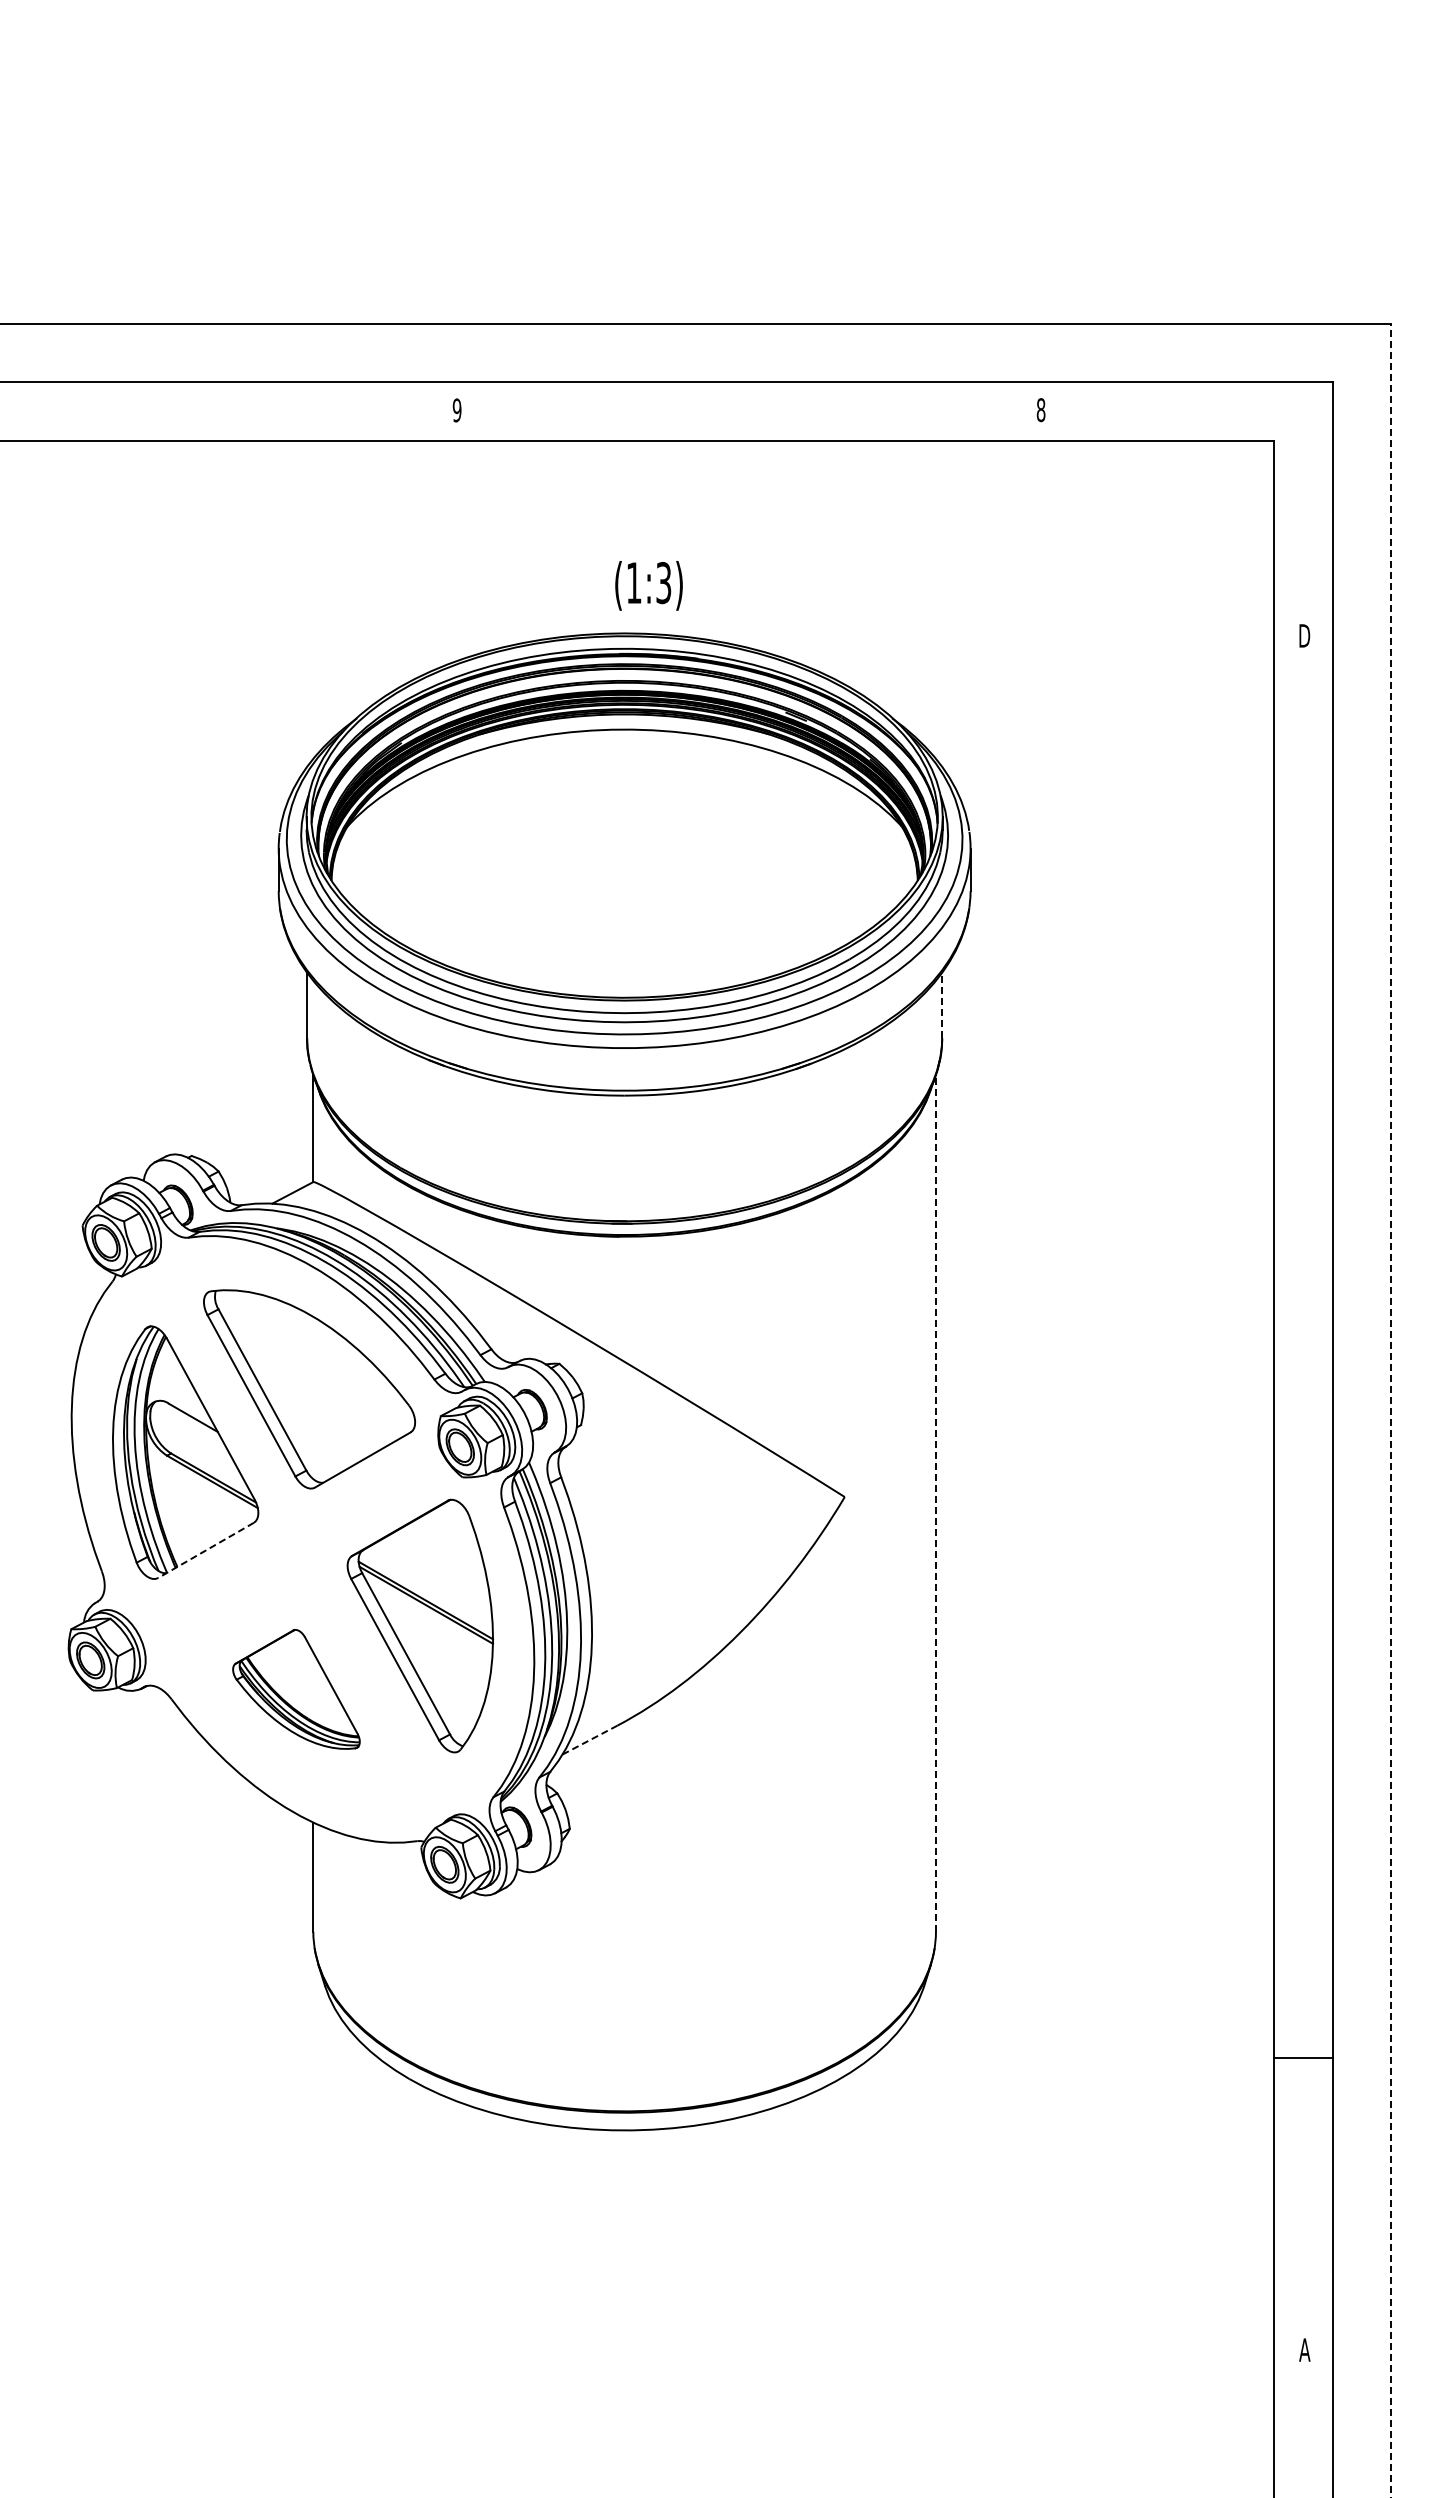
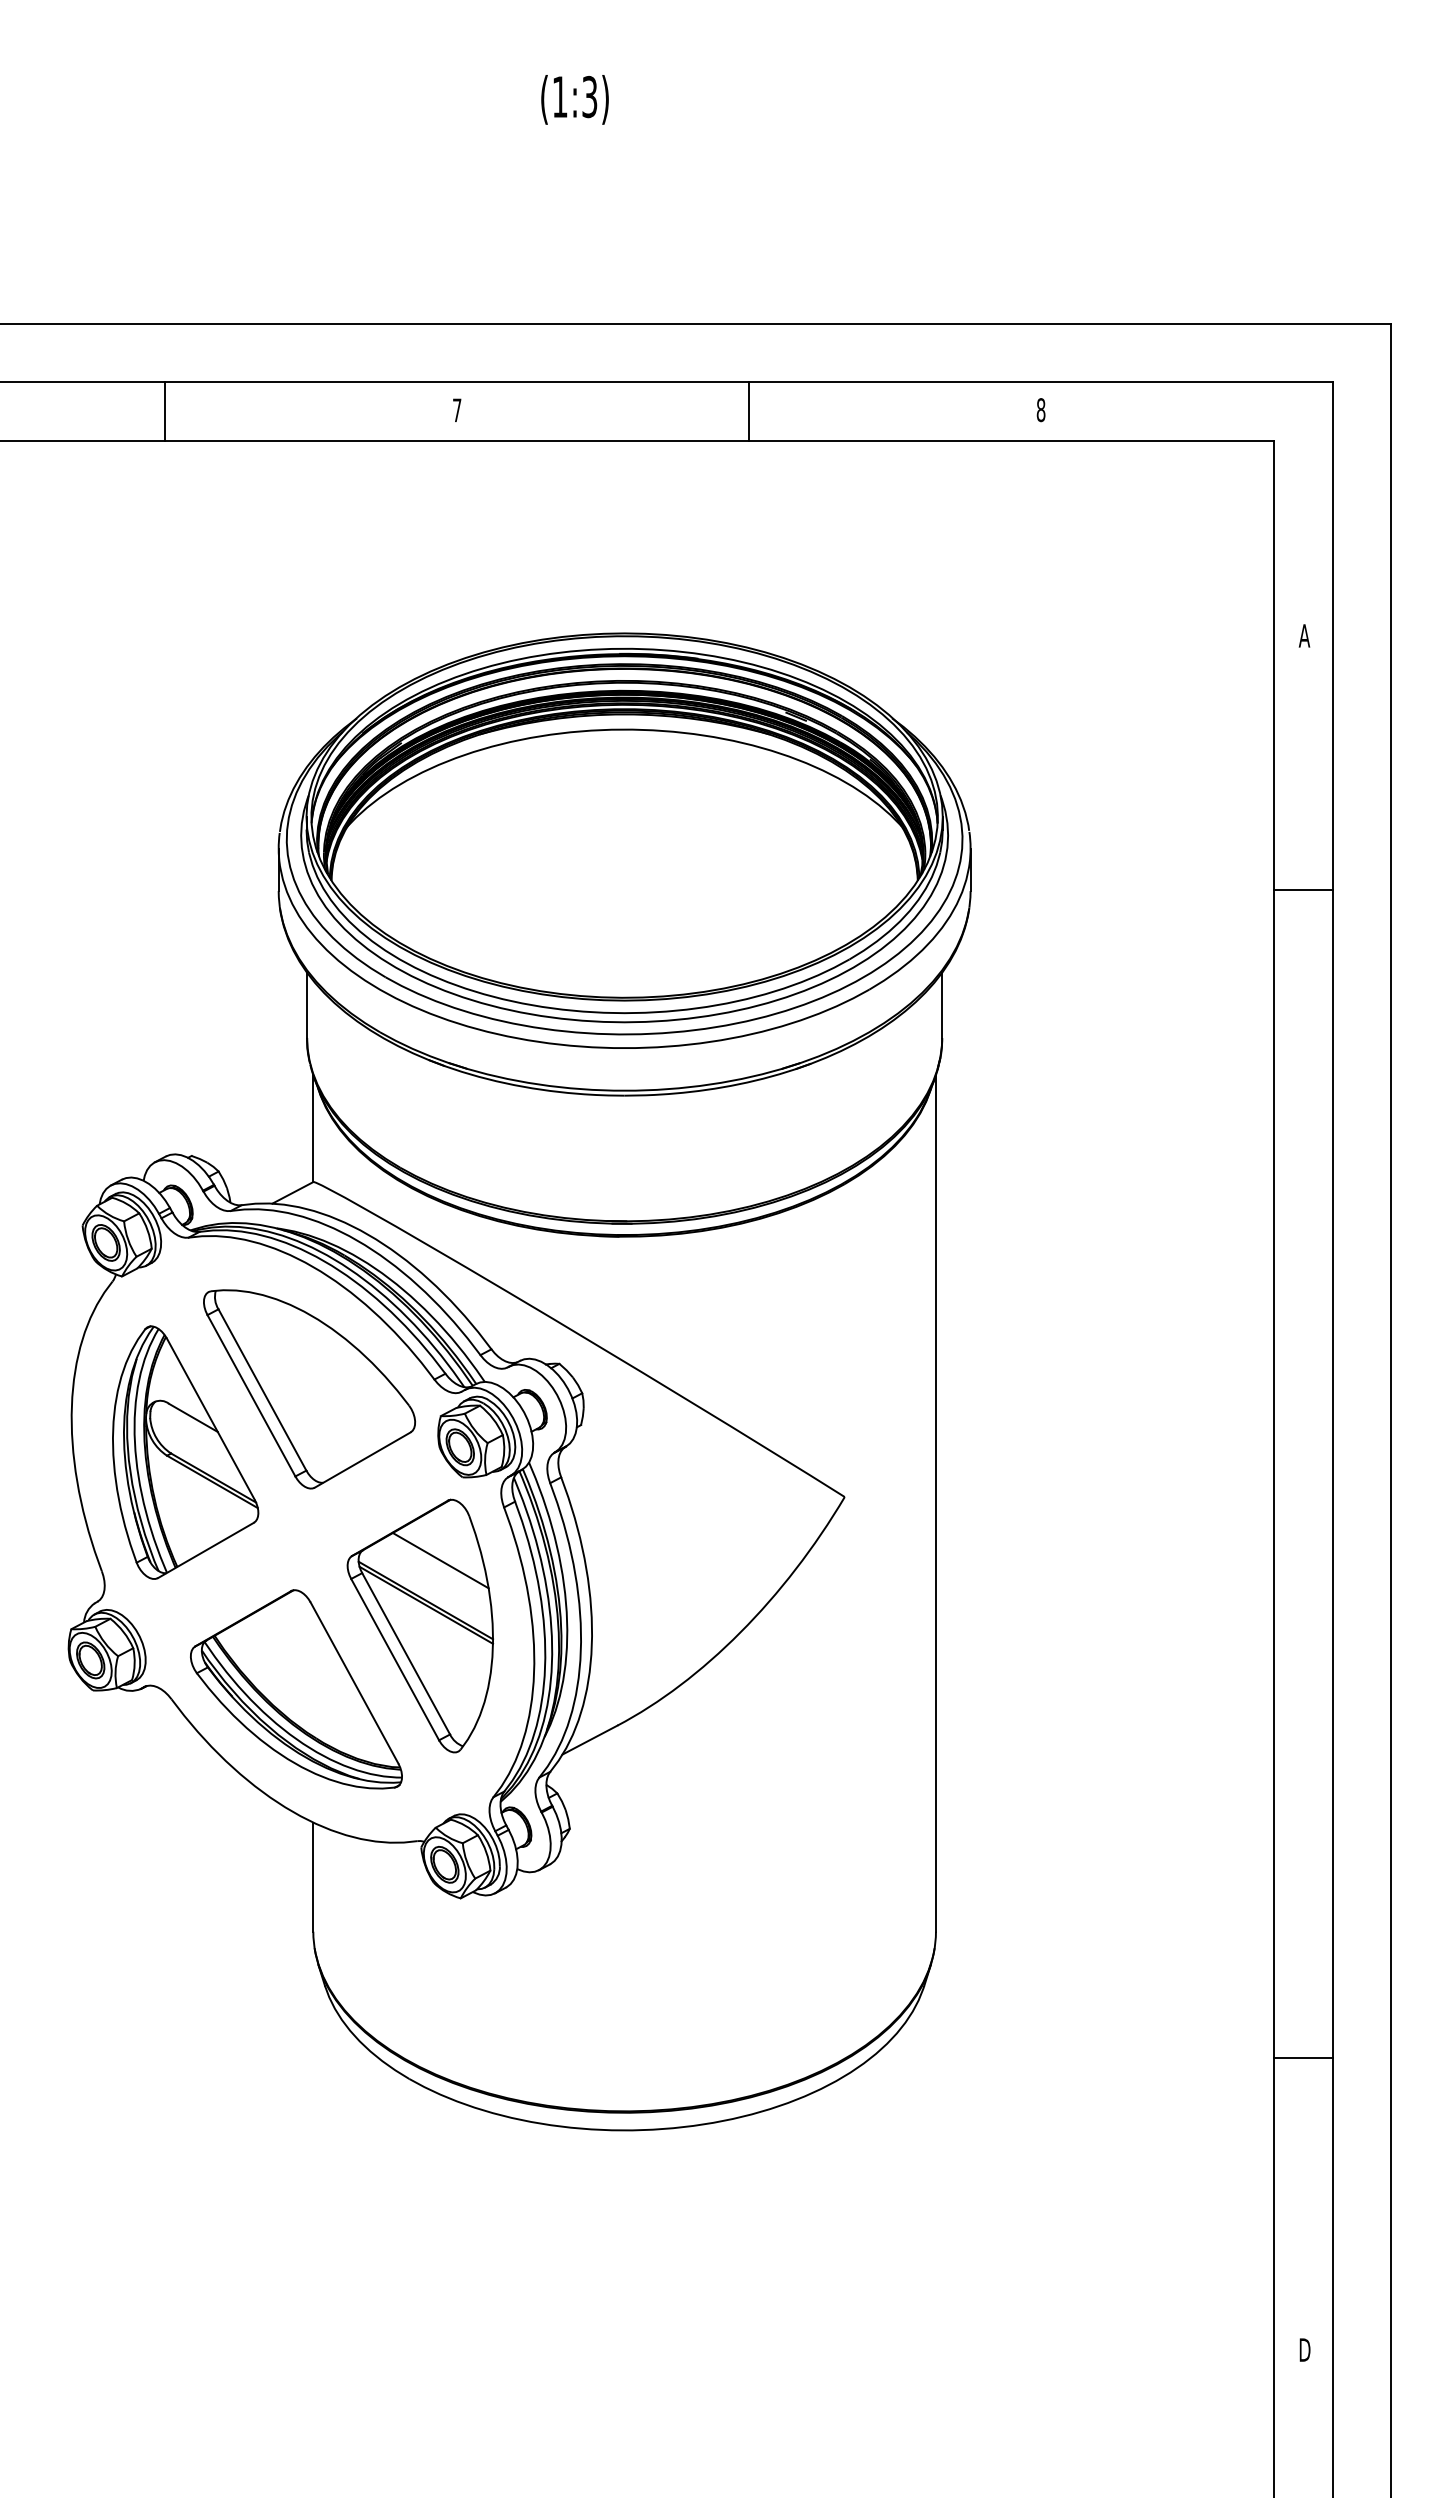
text: 9 -> 7 (456, 410)
line: none -> present (165, 411)
line: none -> present (748, 411)
text position: (648, 585) -> (574, 99) (574, 99)
text: D -> A (1304, 635)
line: none -> present (1303, 890)
line: dashed -> solid (942, 1005)
line: dashed -> solid (1390, 1410)
line: dashed -> solid (935, 1503)
line: dashed -> solid (205, 1550)
line: none -> present (440, 1560)
part size: 129x121 px -> 213x201 px (296, 1689)
line: dashed -> solid (590, 1740)
text: A -> D (1304, 2349)
